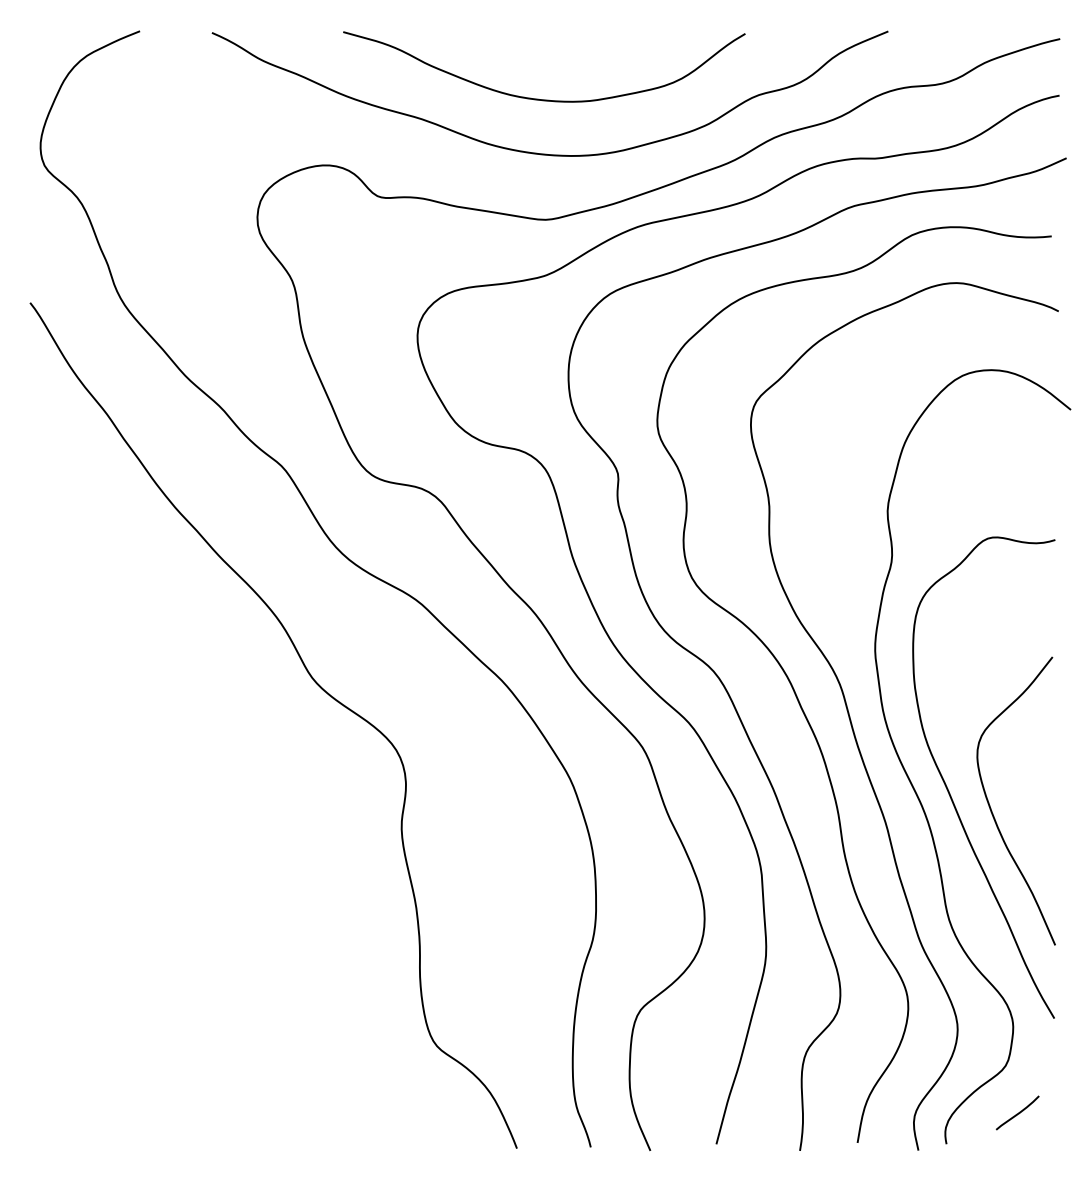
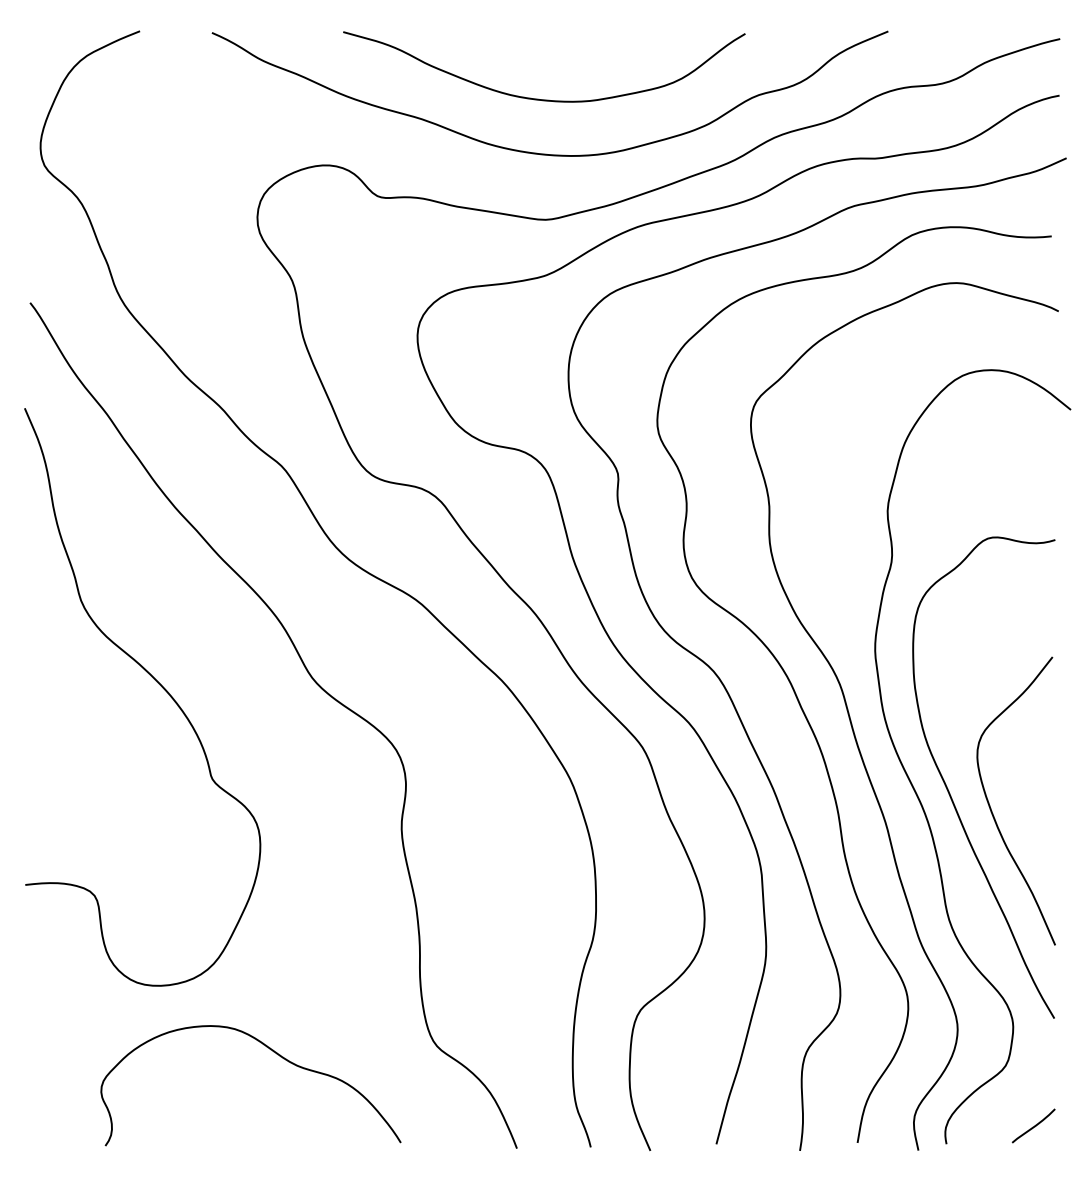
curve: none -> present (160, 686)
curve: none -> present (273, 1052)
curve position: (1018, 1112) -> (1034, 1125) (1034, 1125)
